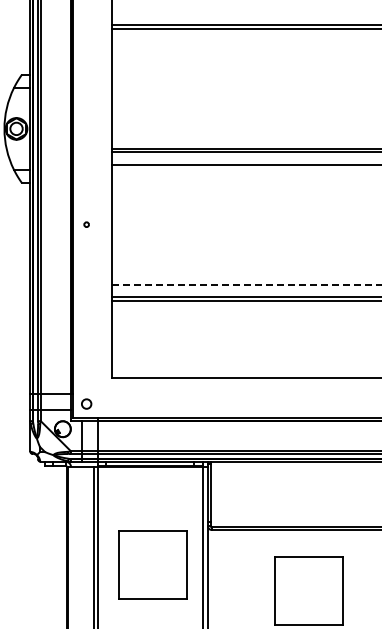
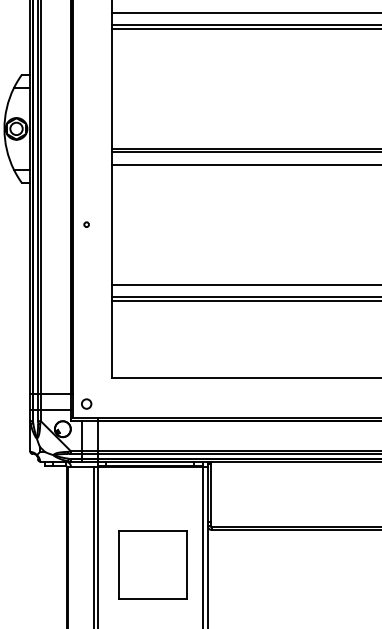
line: none -> present (245, 12)
line: dashed -> solid (247, 284)
part: present -> none (308, 590)
